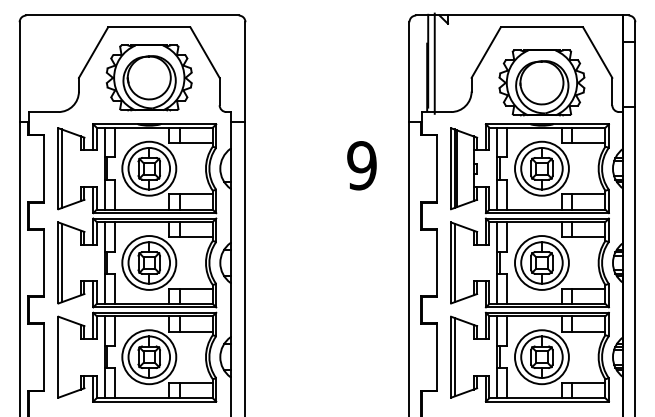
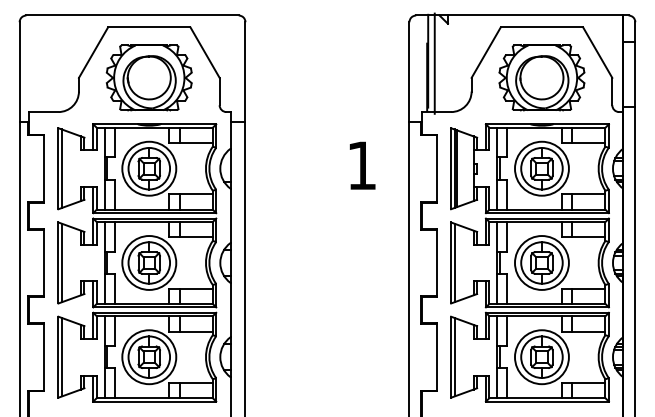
part position: (541, 82) -> (541, 77) (541, 77)
text: 9 -> 1 (361, 165)
line: none -> present (61, 356)
